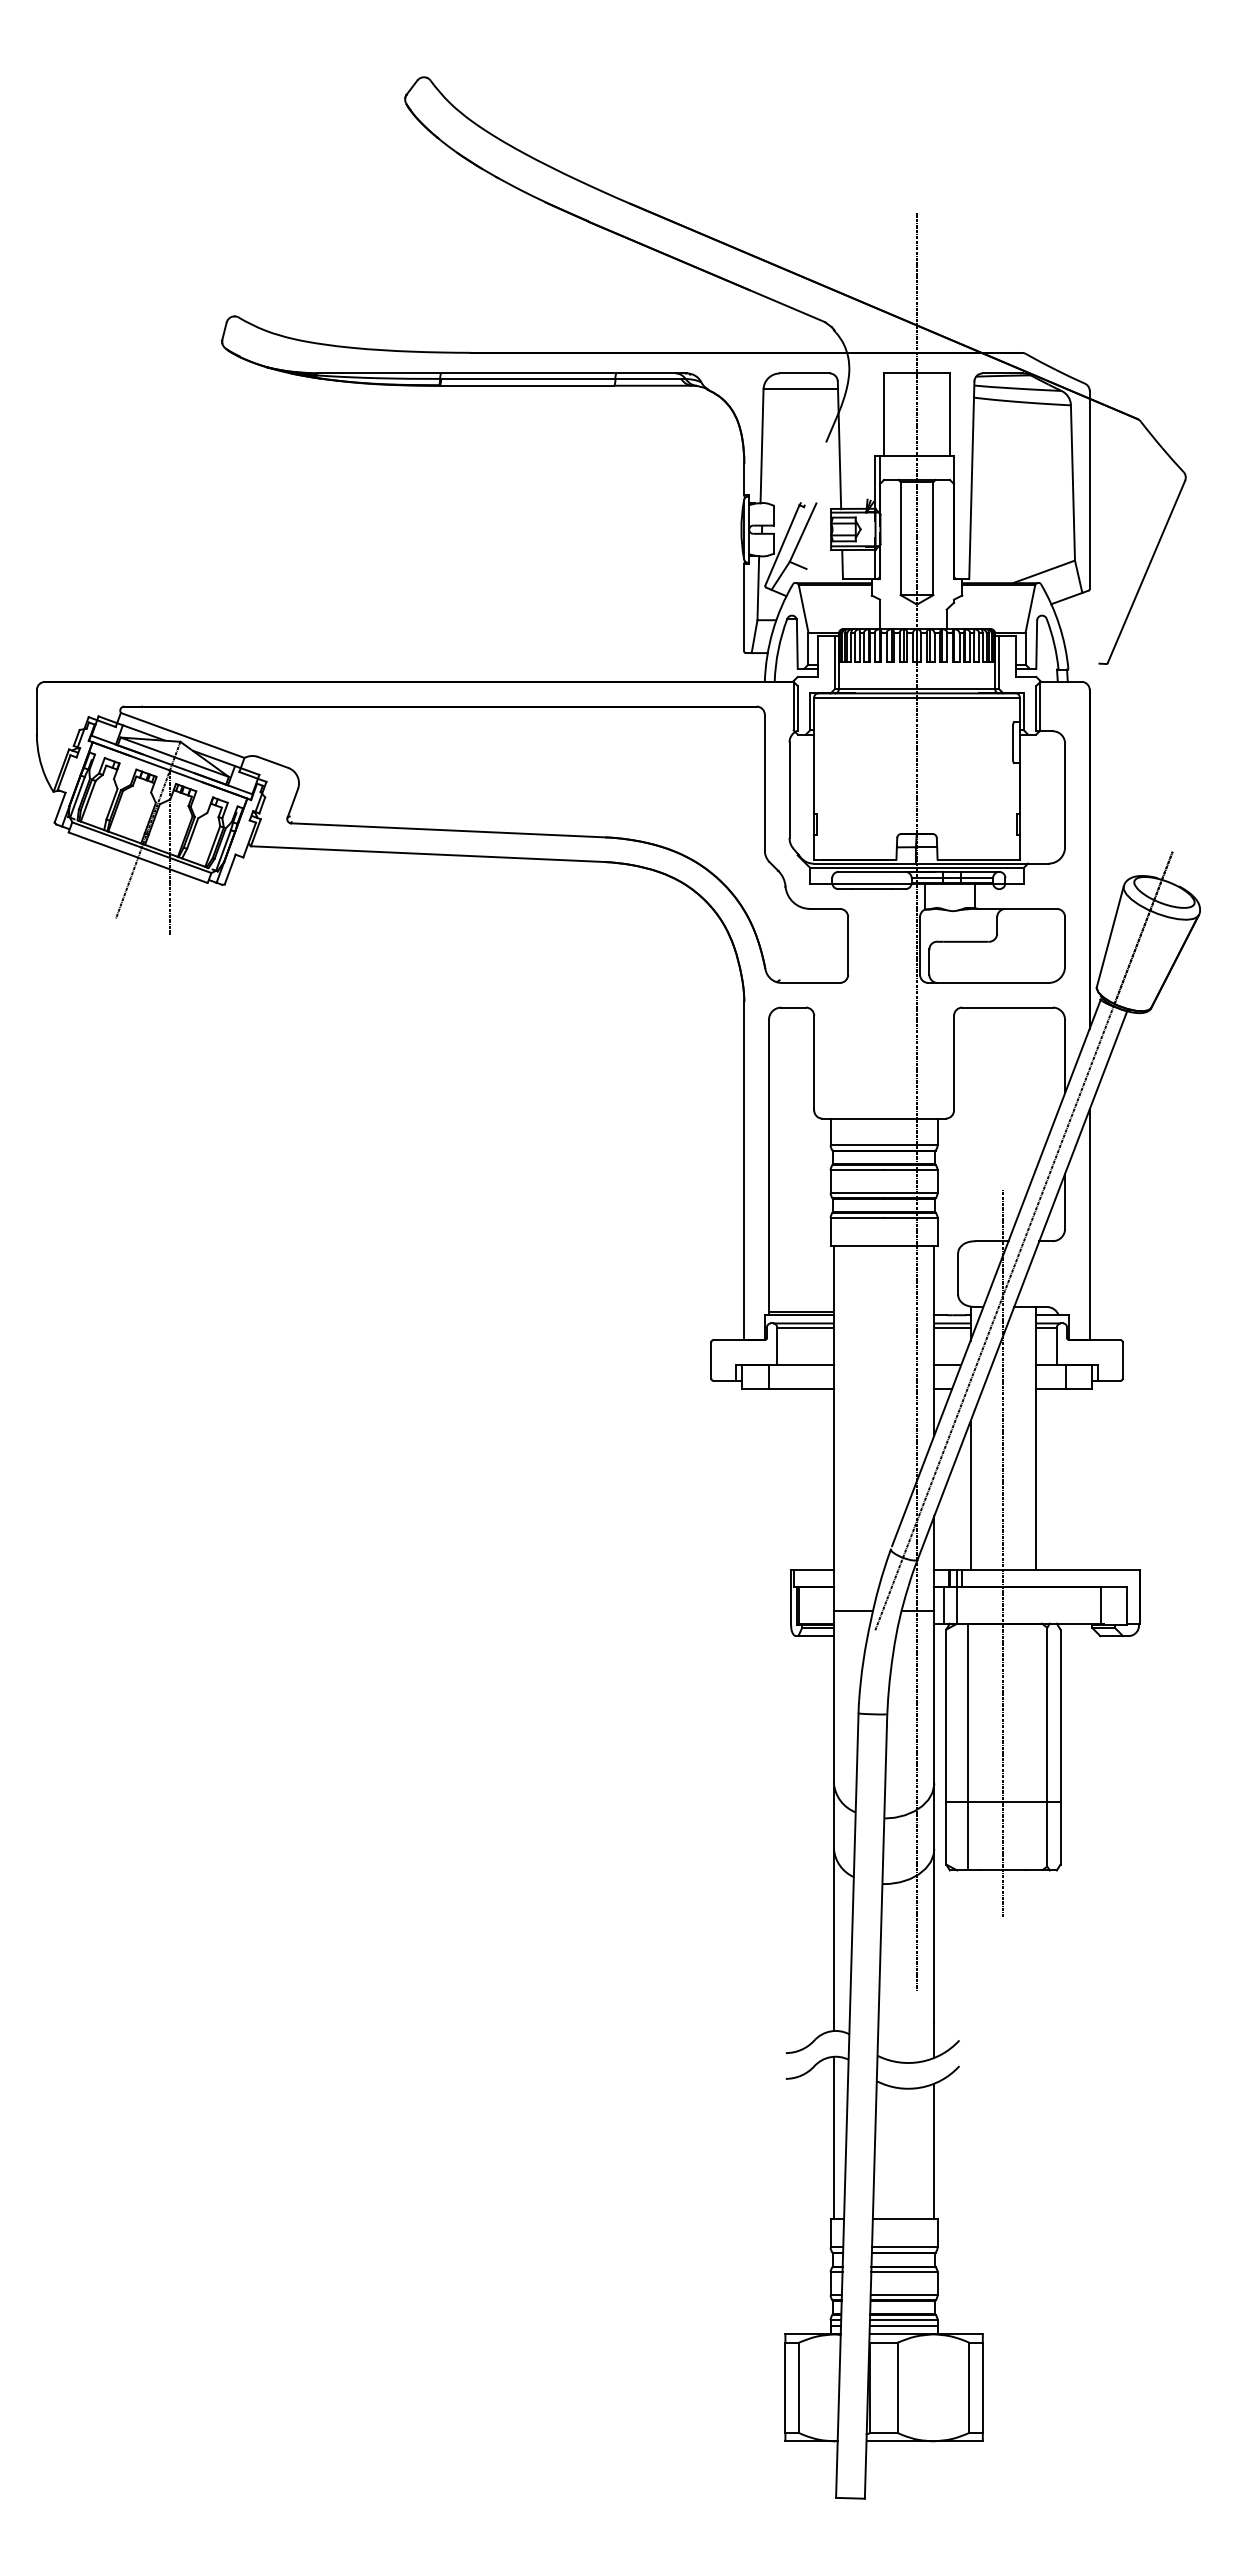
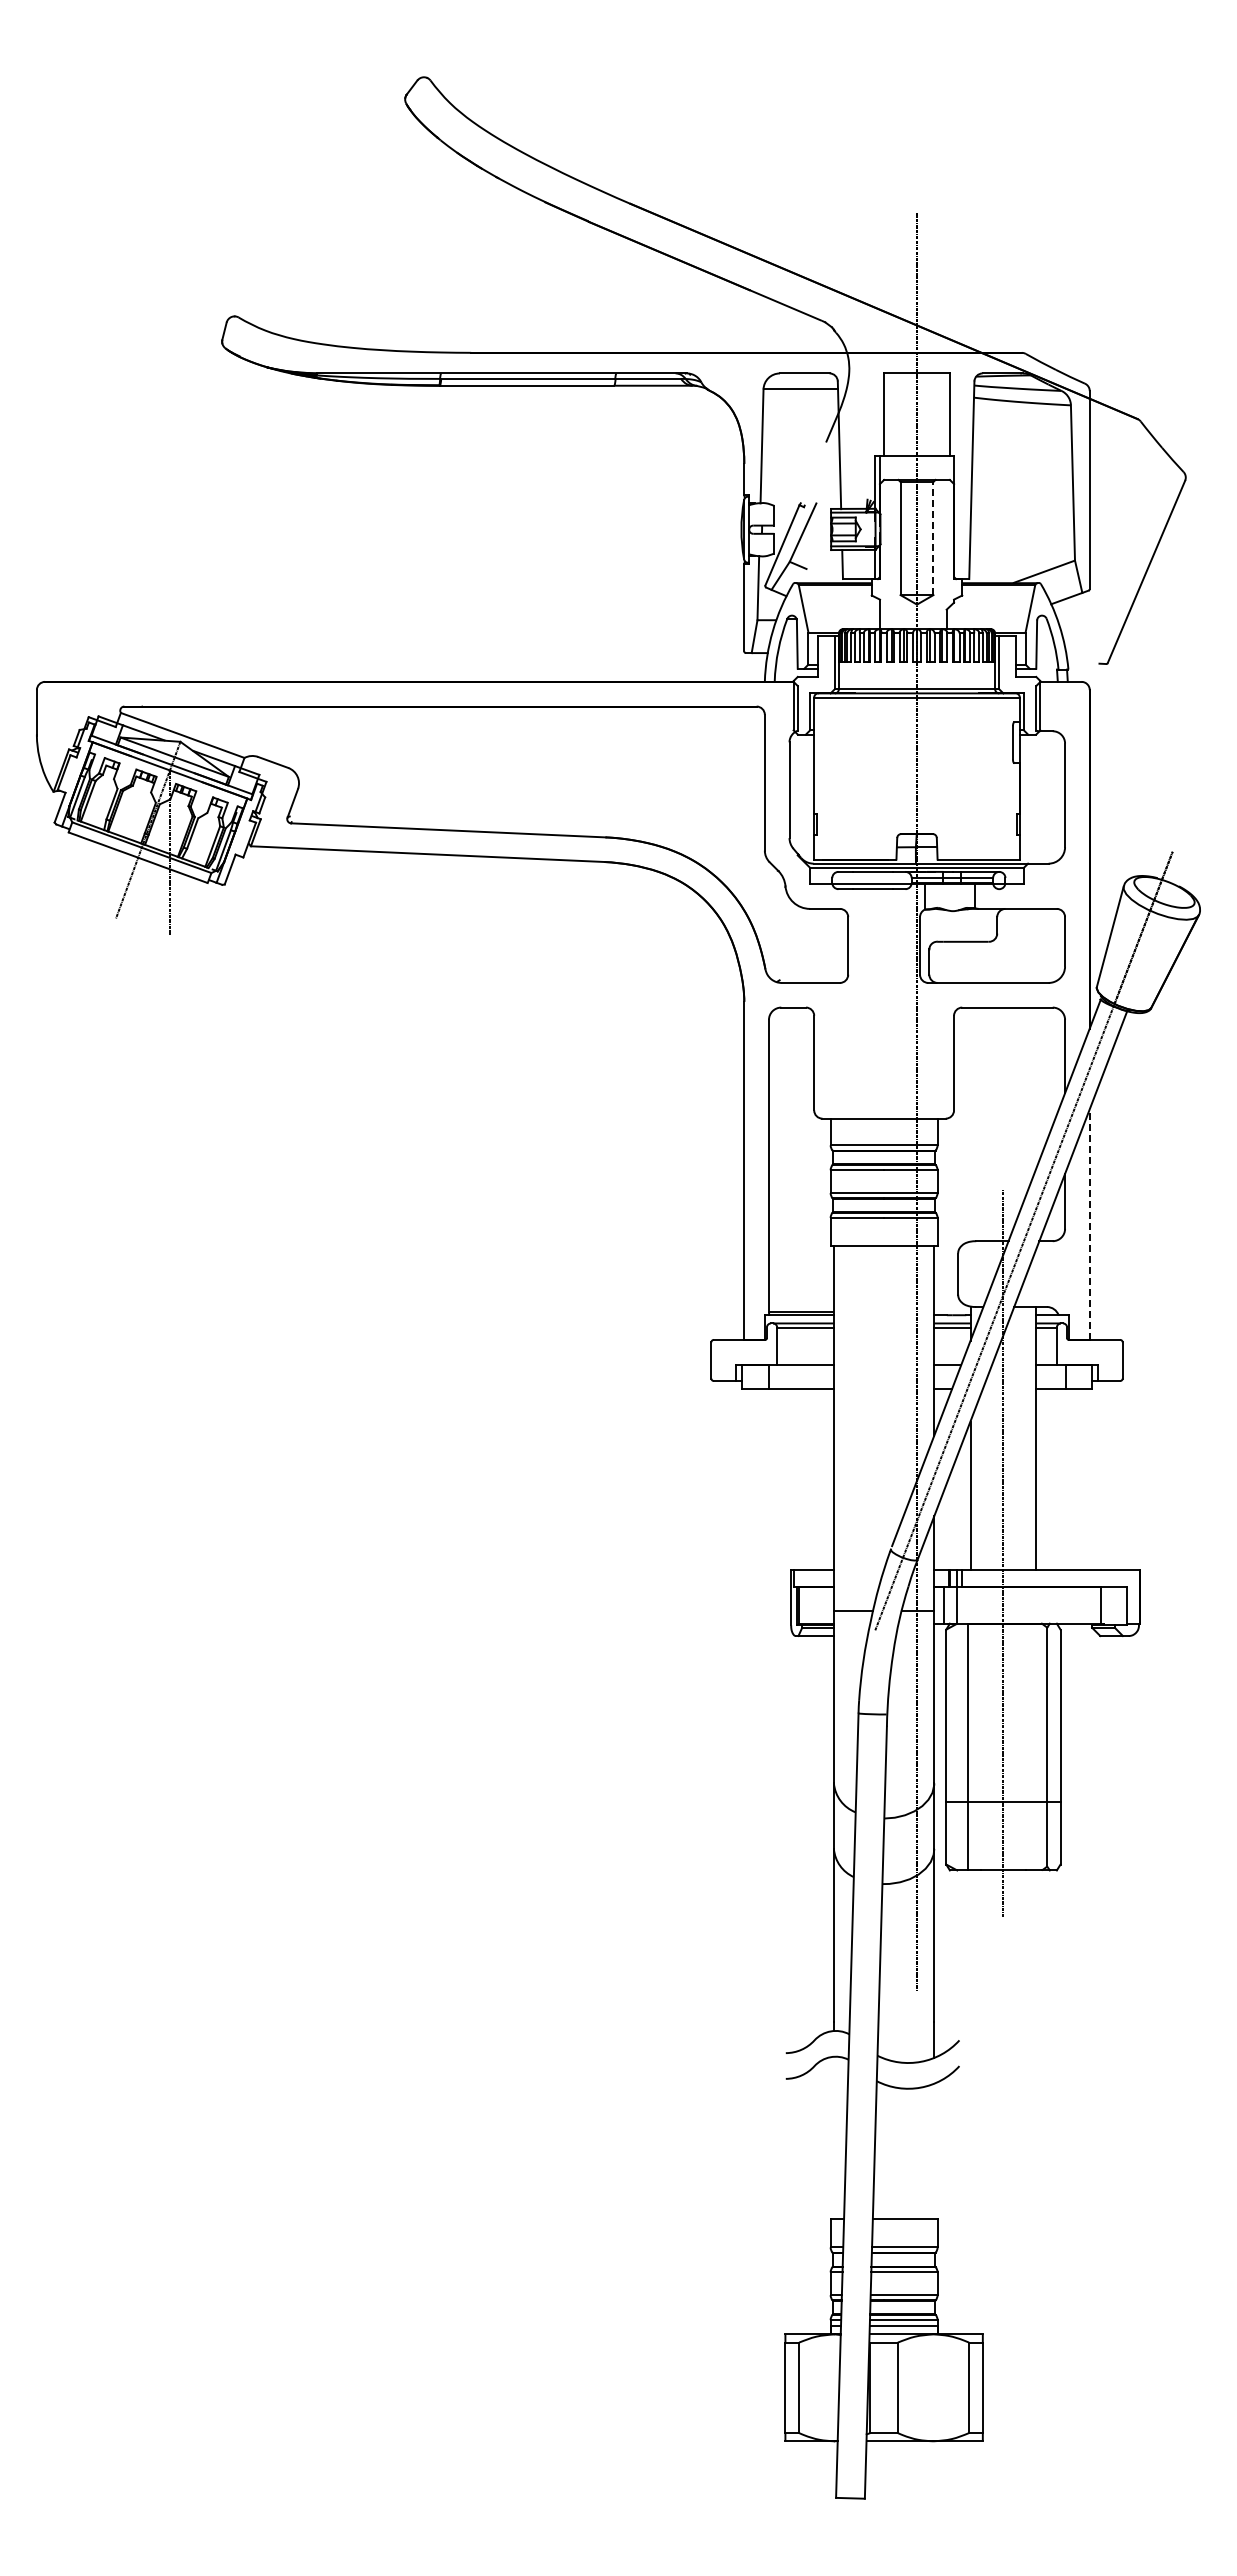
line: solid -> dashed (933, 538)
line: solid -> dashed (1089, 1224)
line: present -> none (833, 2137)
line: present -> none (934, 2151)
